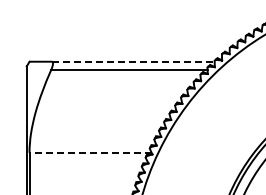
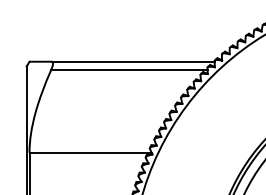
line: dashed -> solid (133, 61)
line: dashed -> solid (90, 152)
